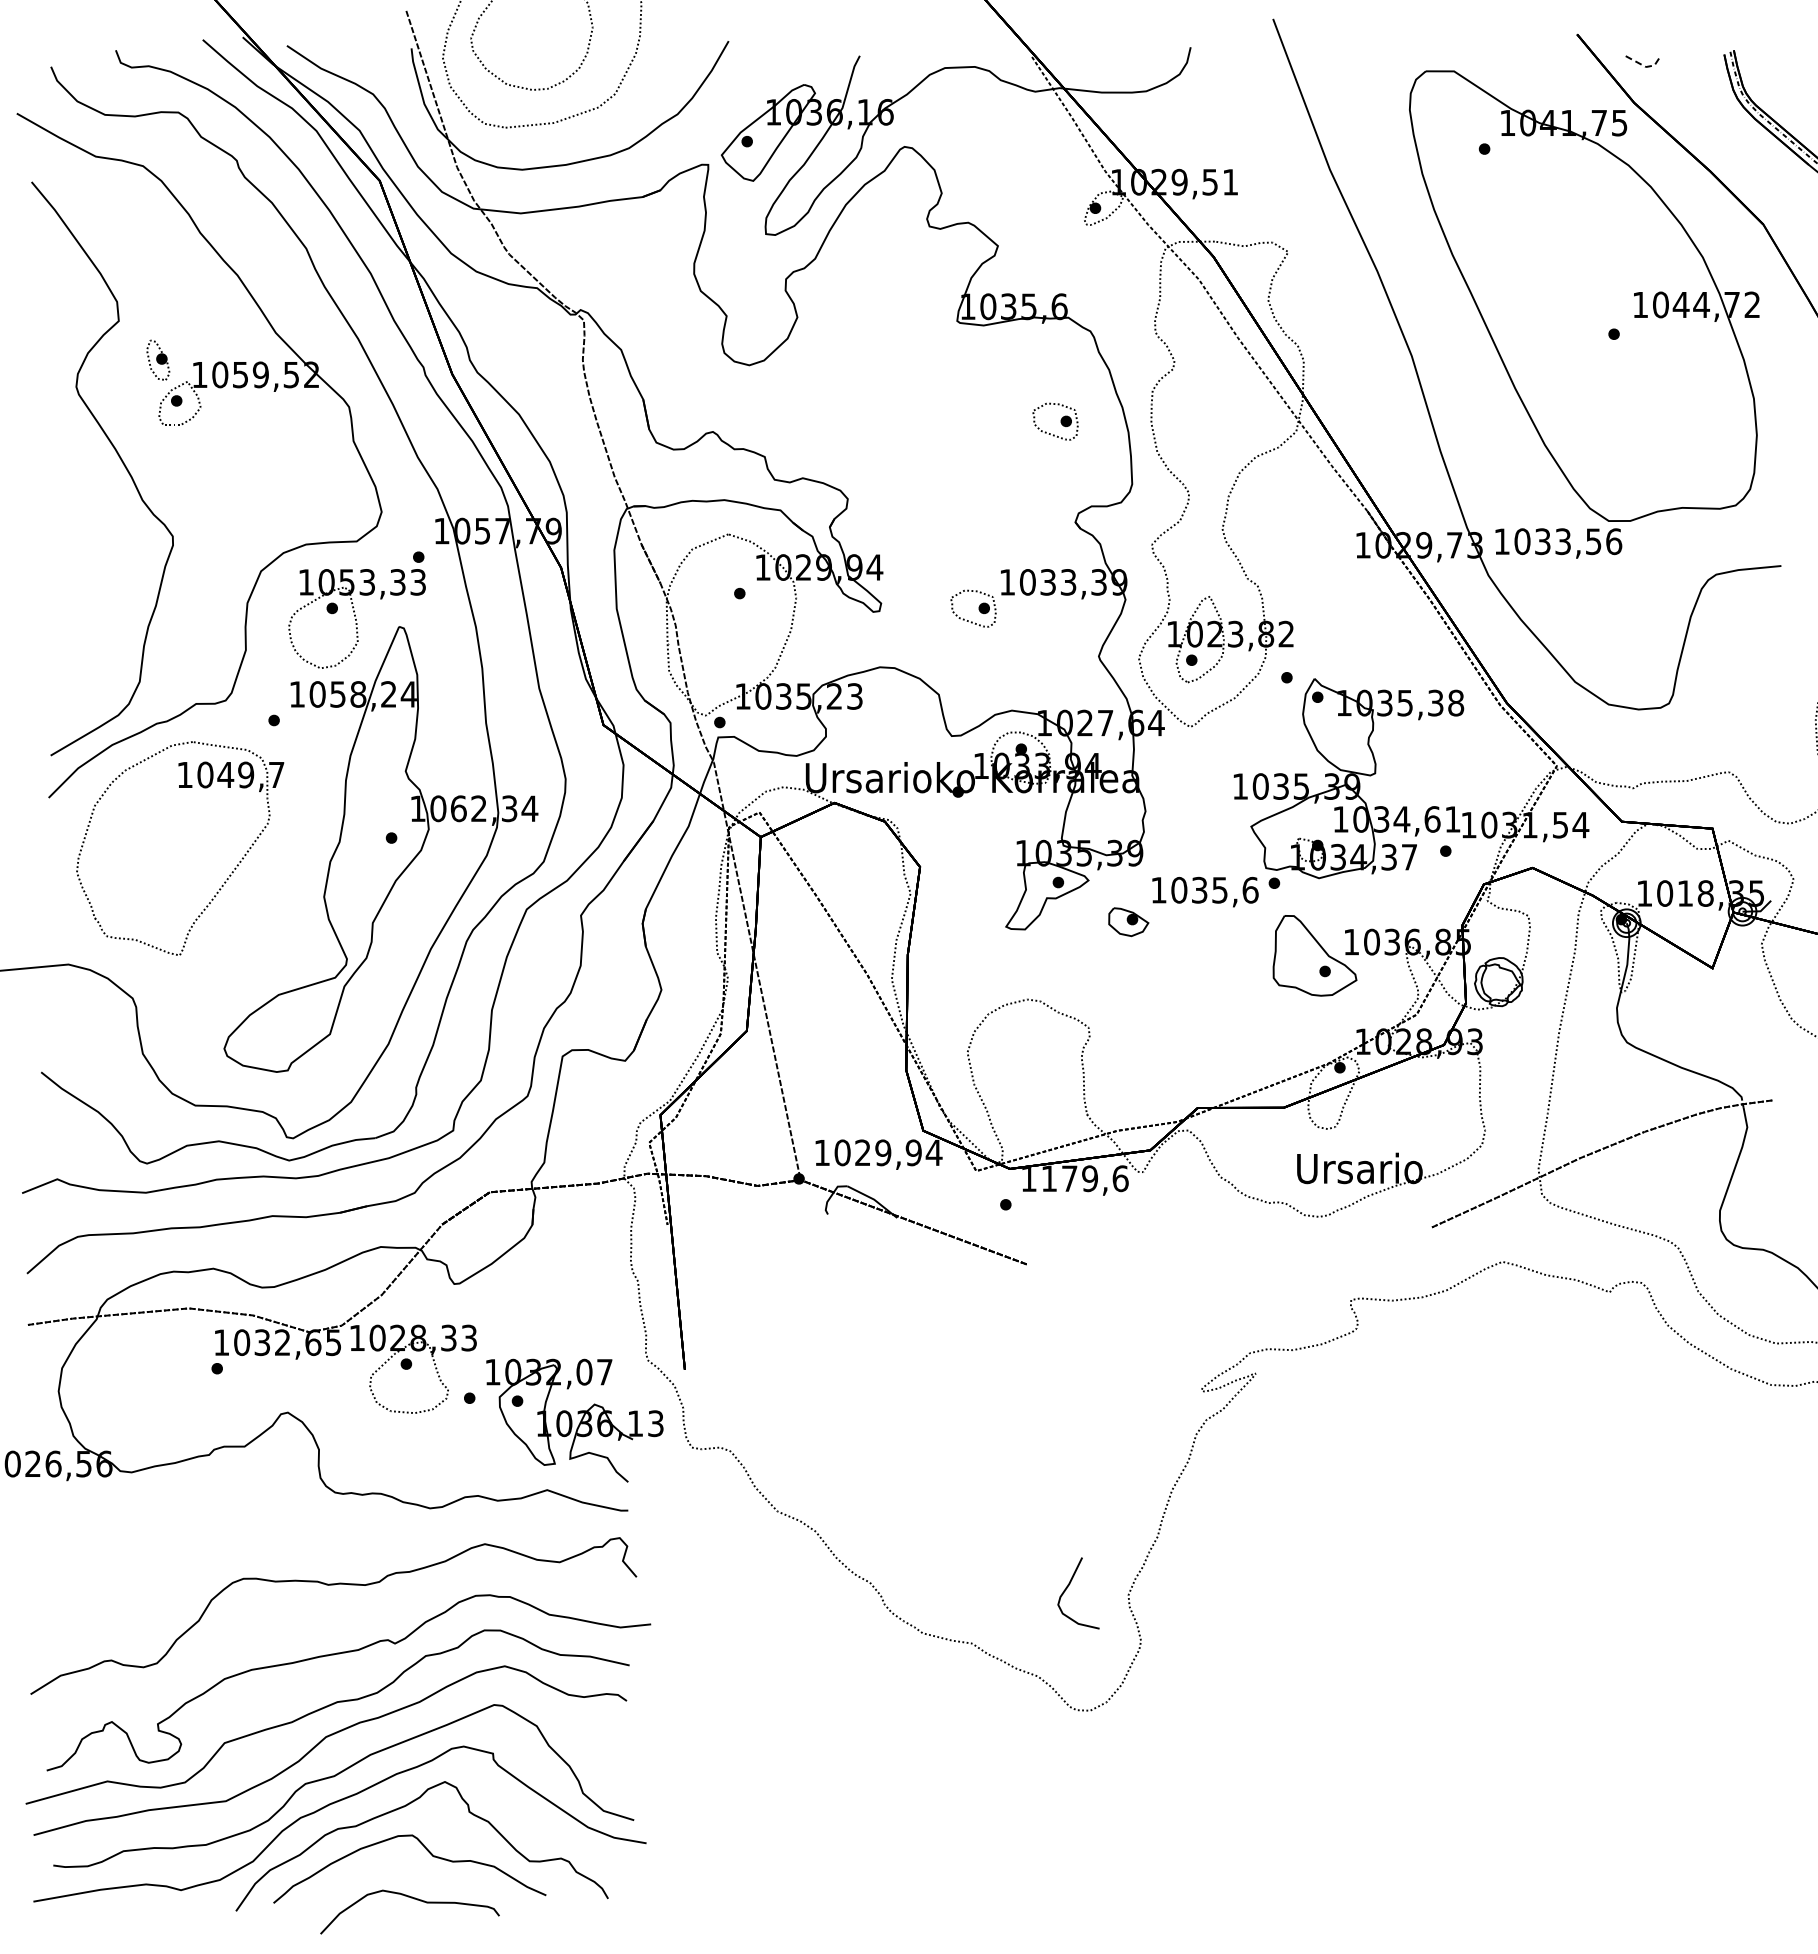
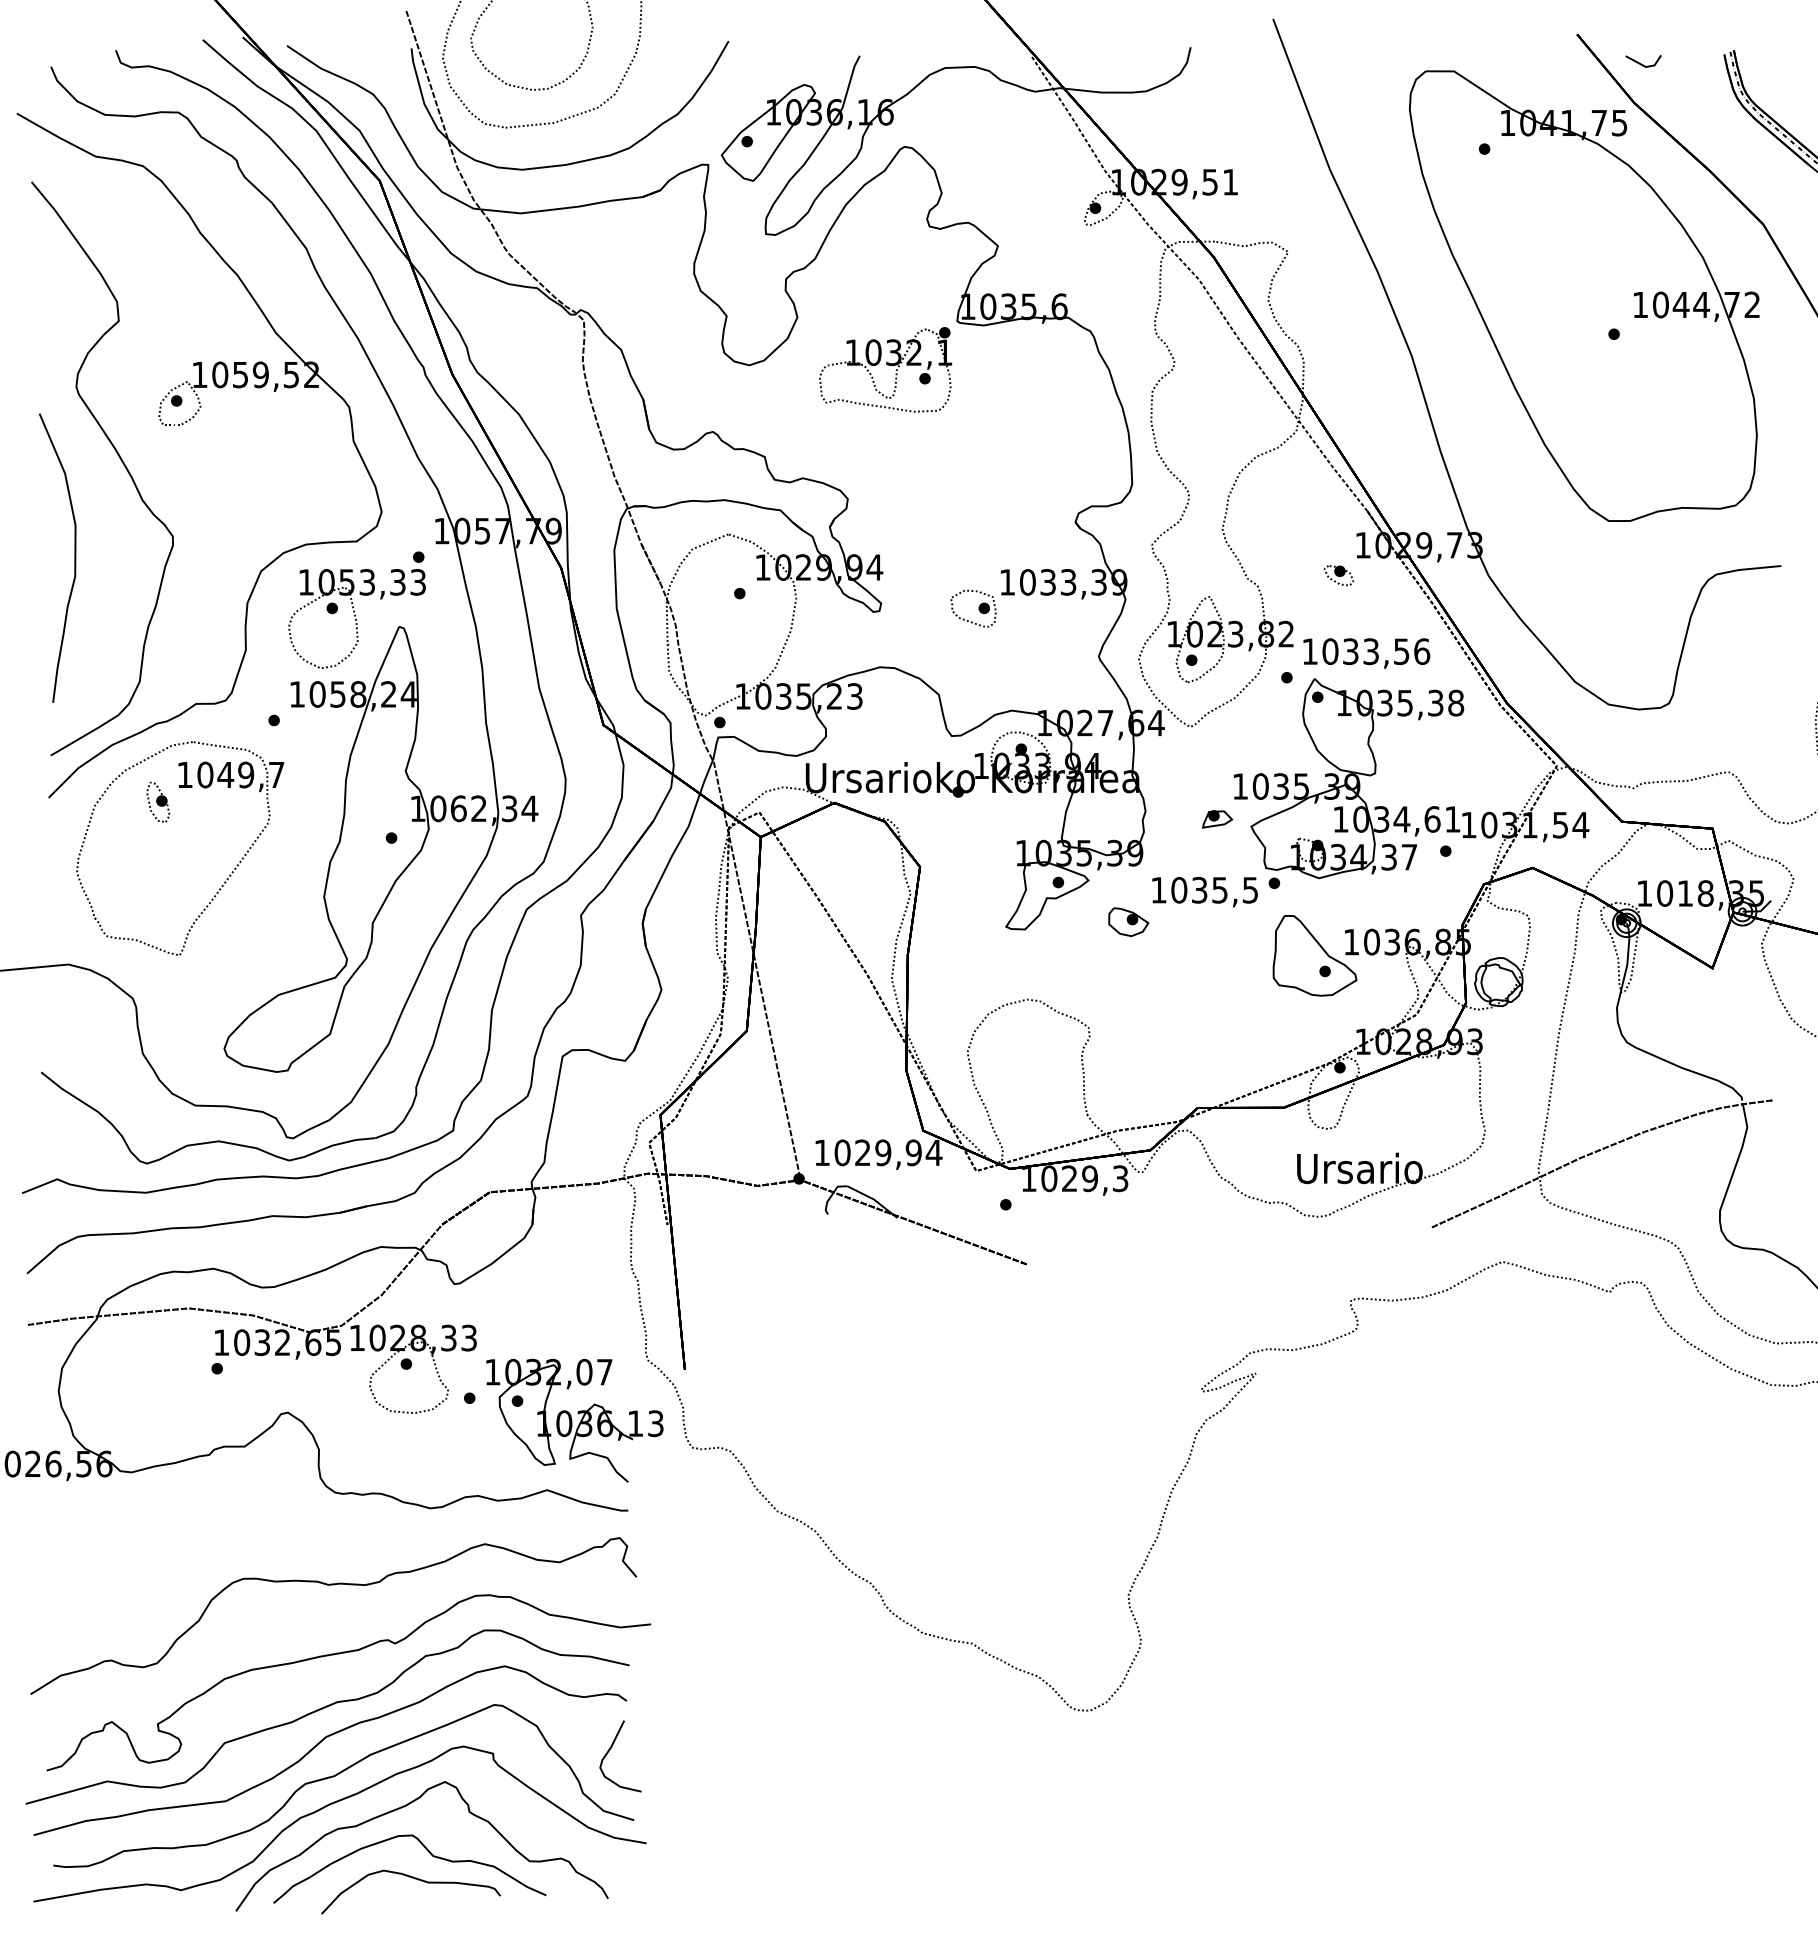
line: dashed -> solid (1645, 67)
part position: (158, 359) -> (158, 801) (158, 801)
part: none -> present (885, 369)
part: present -> none (1055, 421)
text position: (1558, 543) -> (1366, 653) (1366, 653)
curve: none -> present (74, 557)
part: none -> present (1338, 575)
part: none -> present (1217, 819)
text: 1035,6 -> 1035,5 (1250, 889)
text: 1179,6 -> 1029,3 (1084, 1178)
curve position: (1068, 1587) -> (610, 1750) (610, 1750)
curve position: (414, 1899) -> (415, 1879) (415, 1879)
